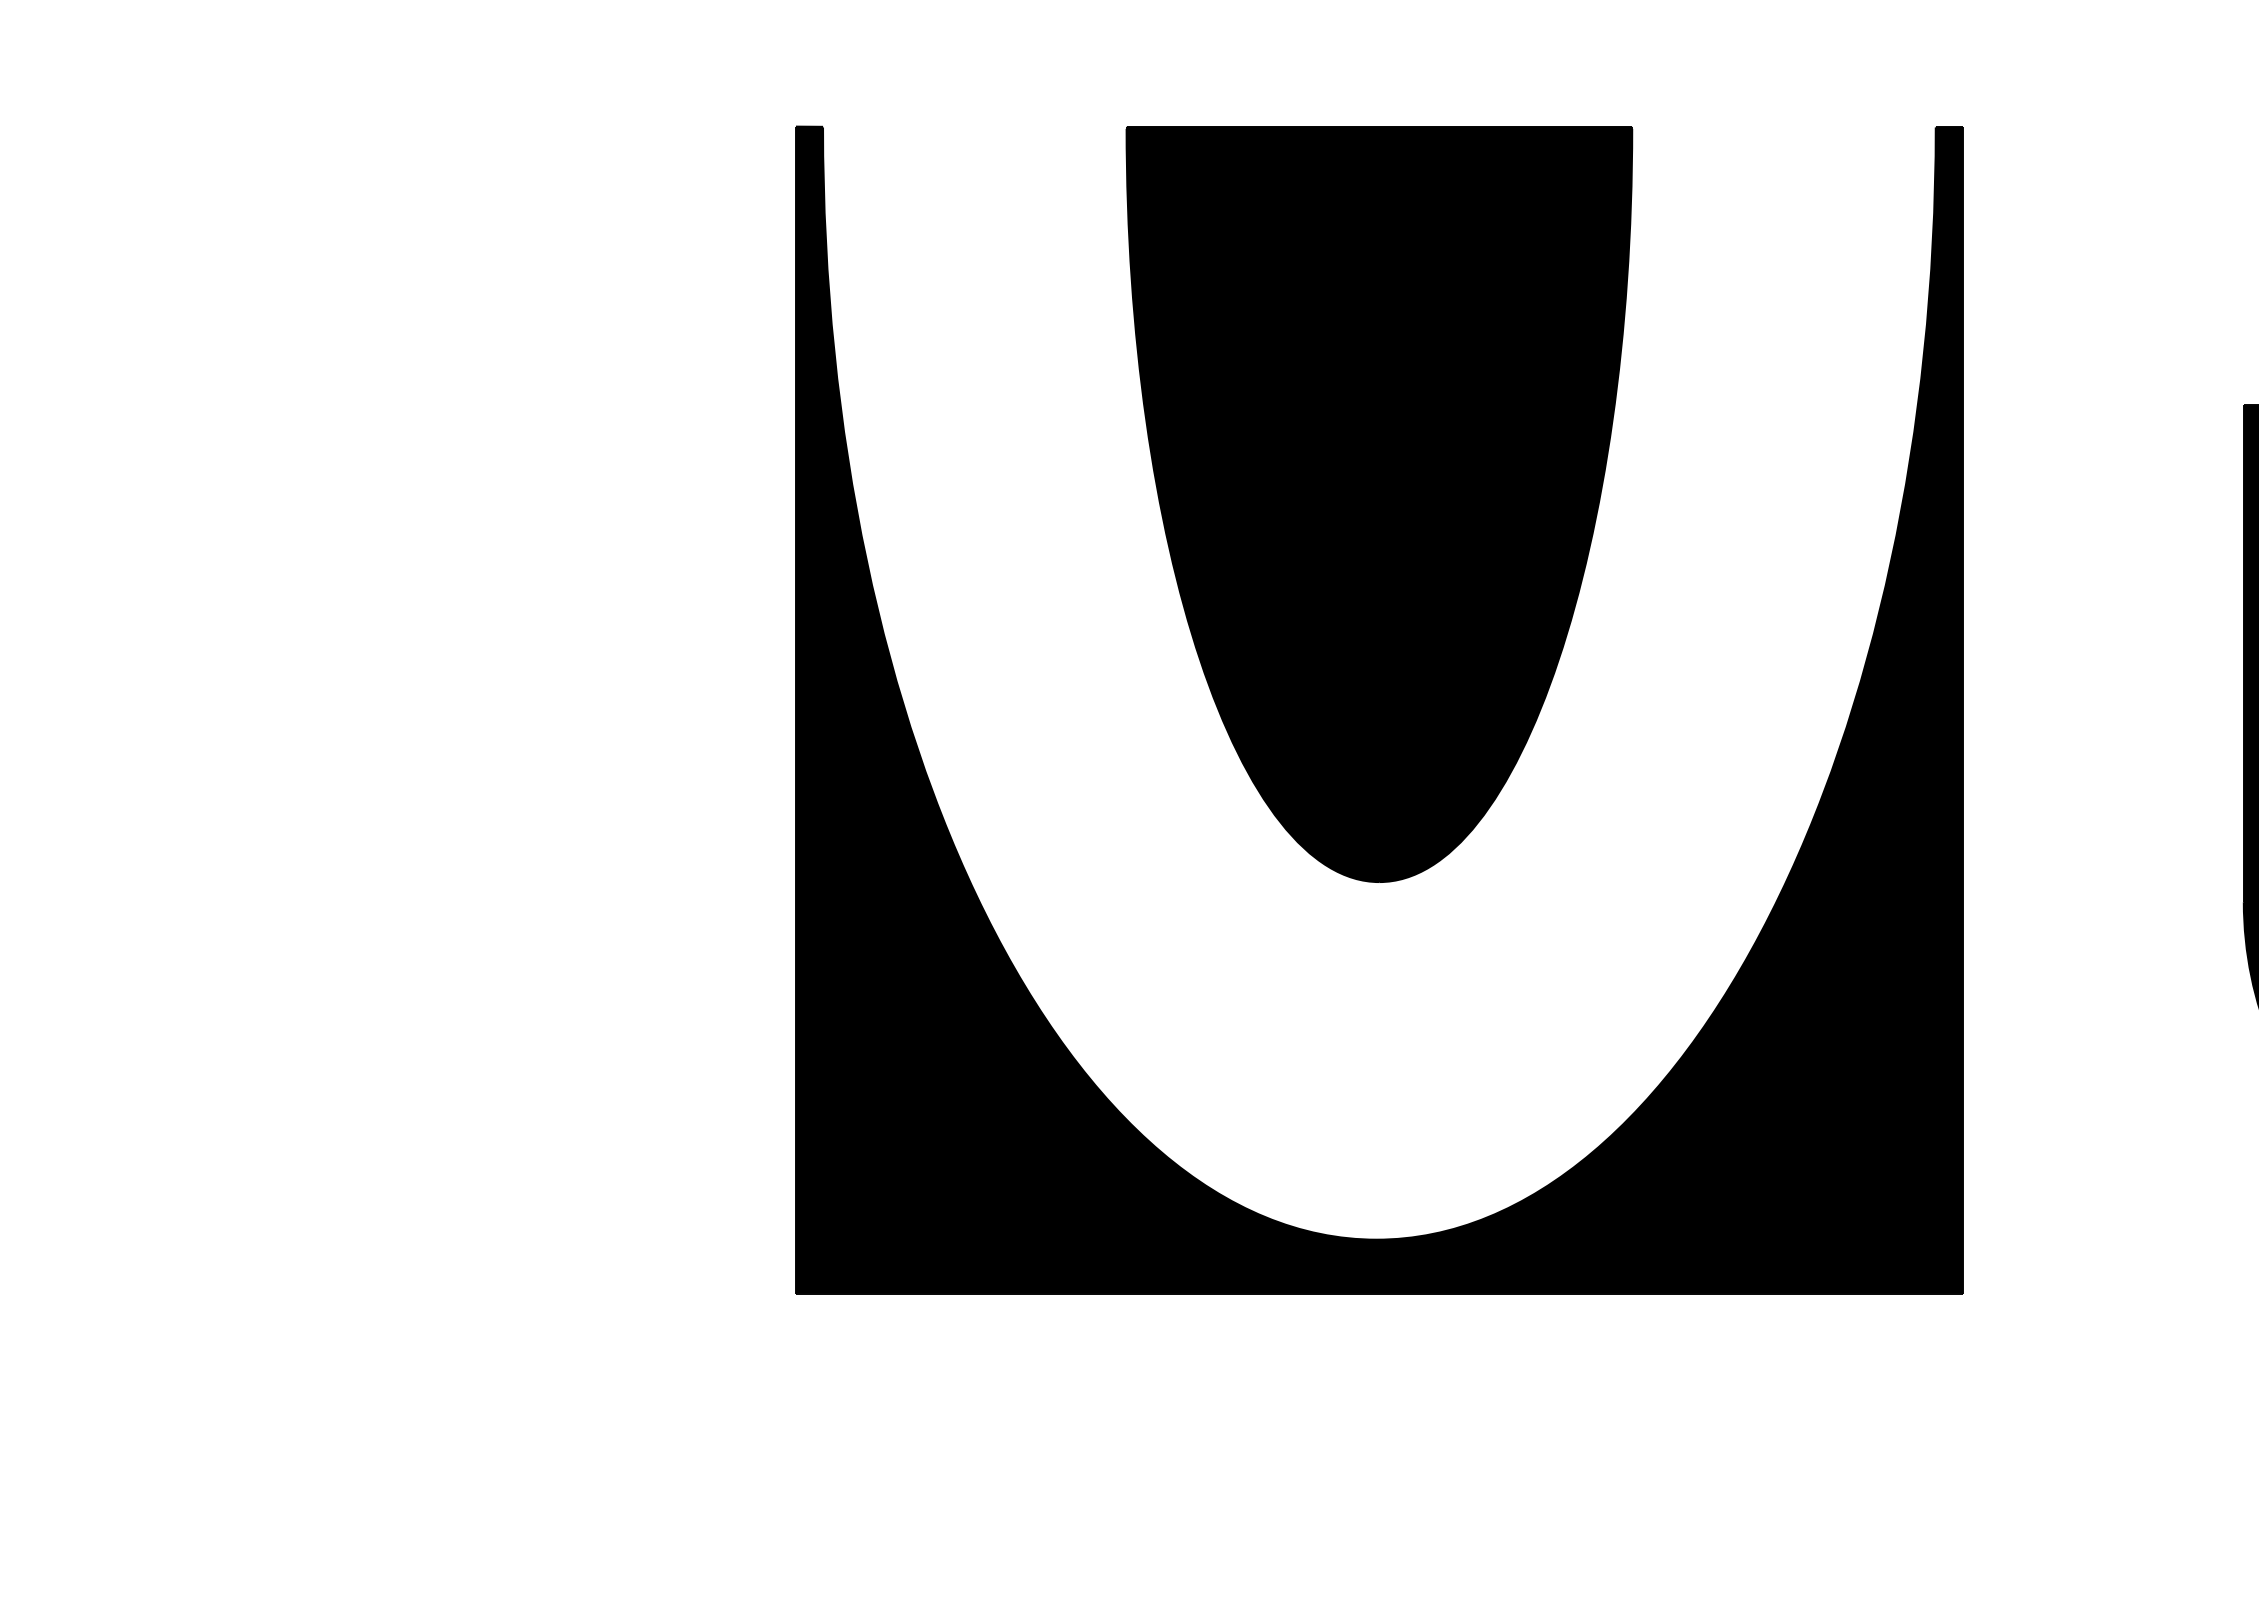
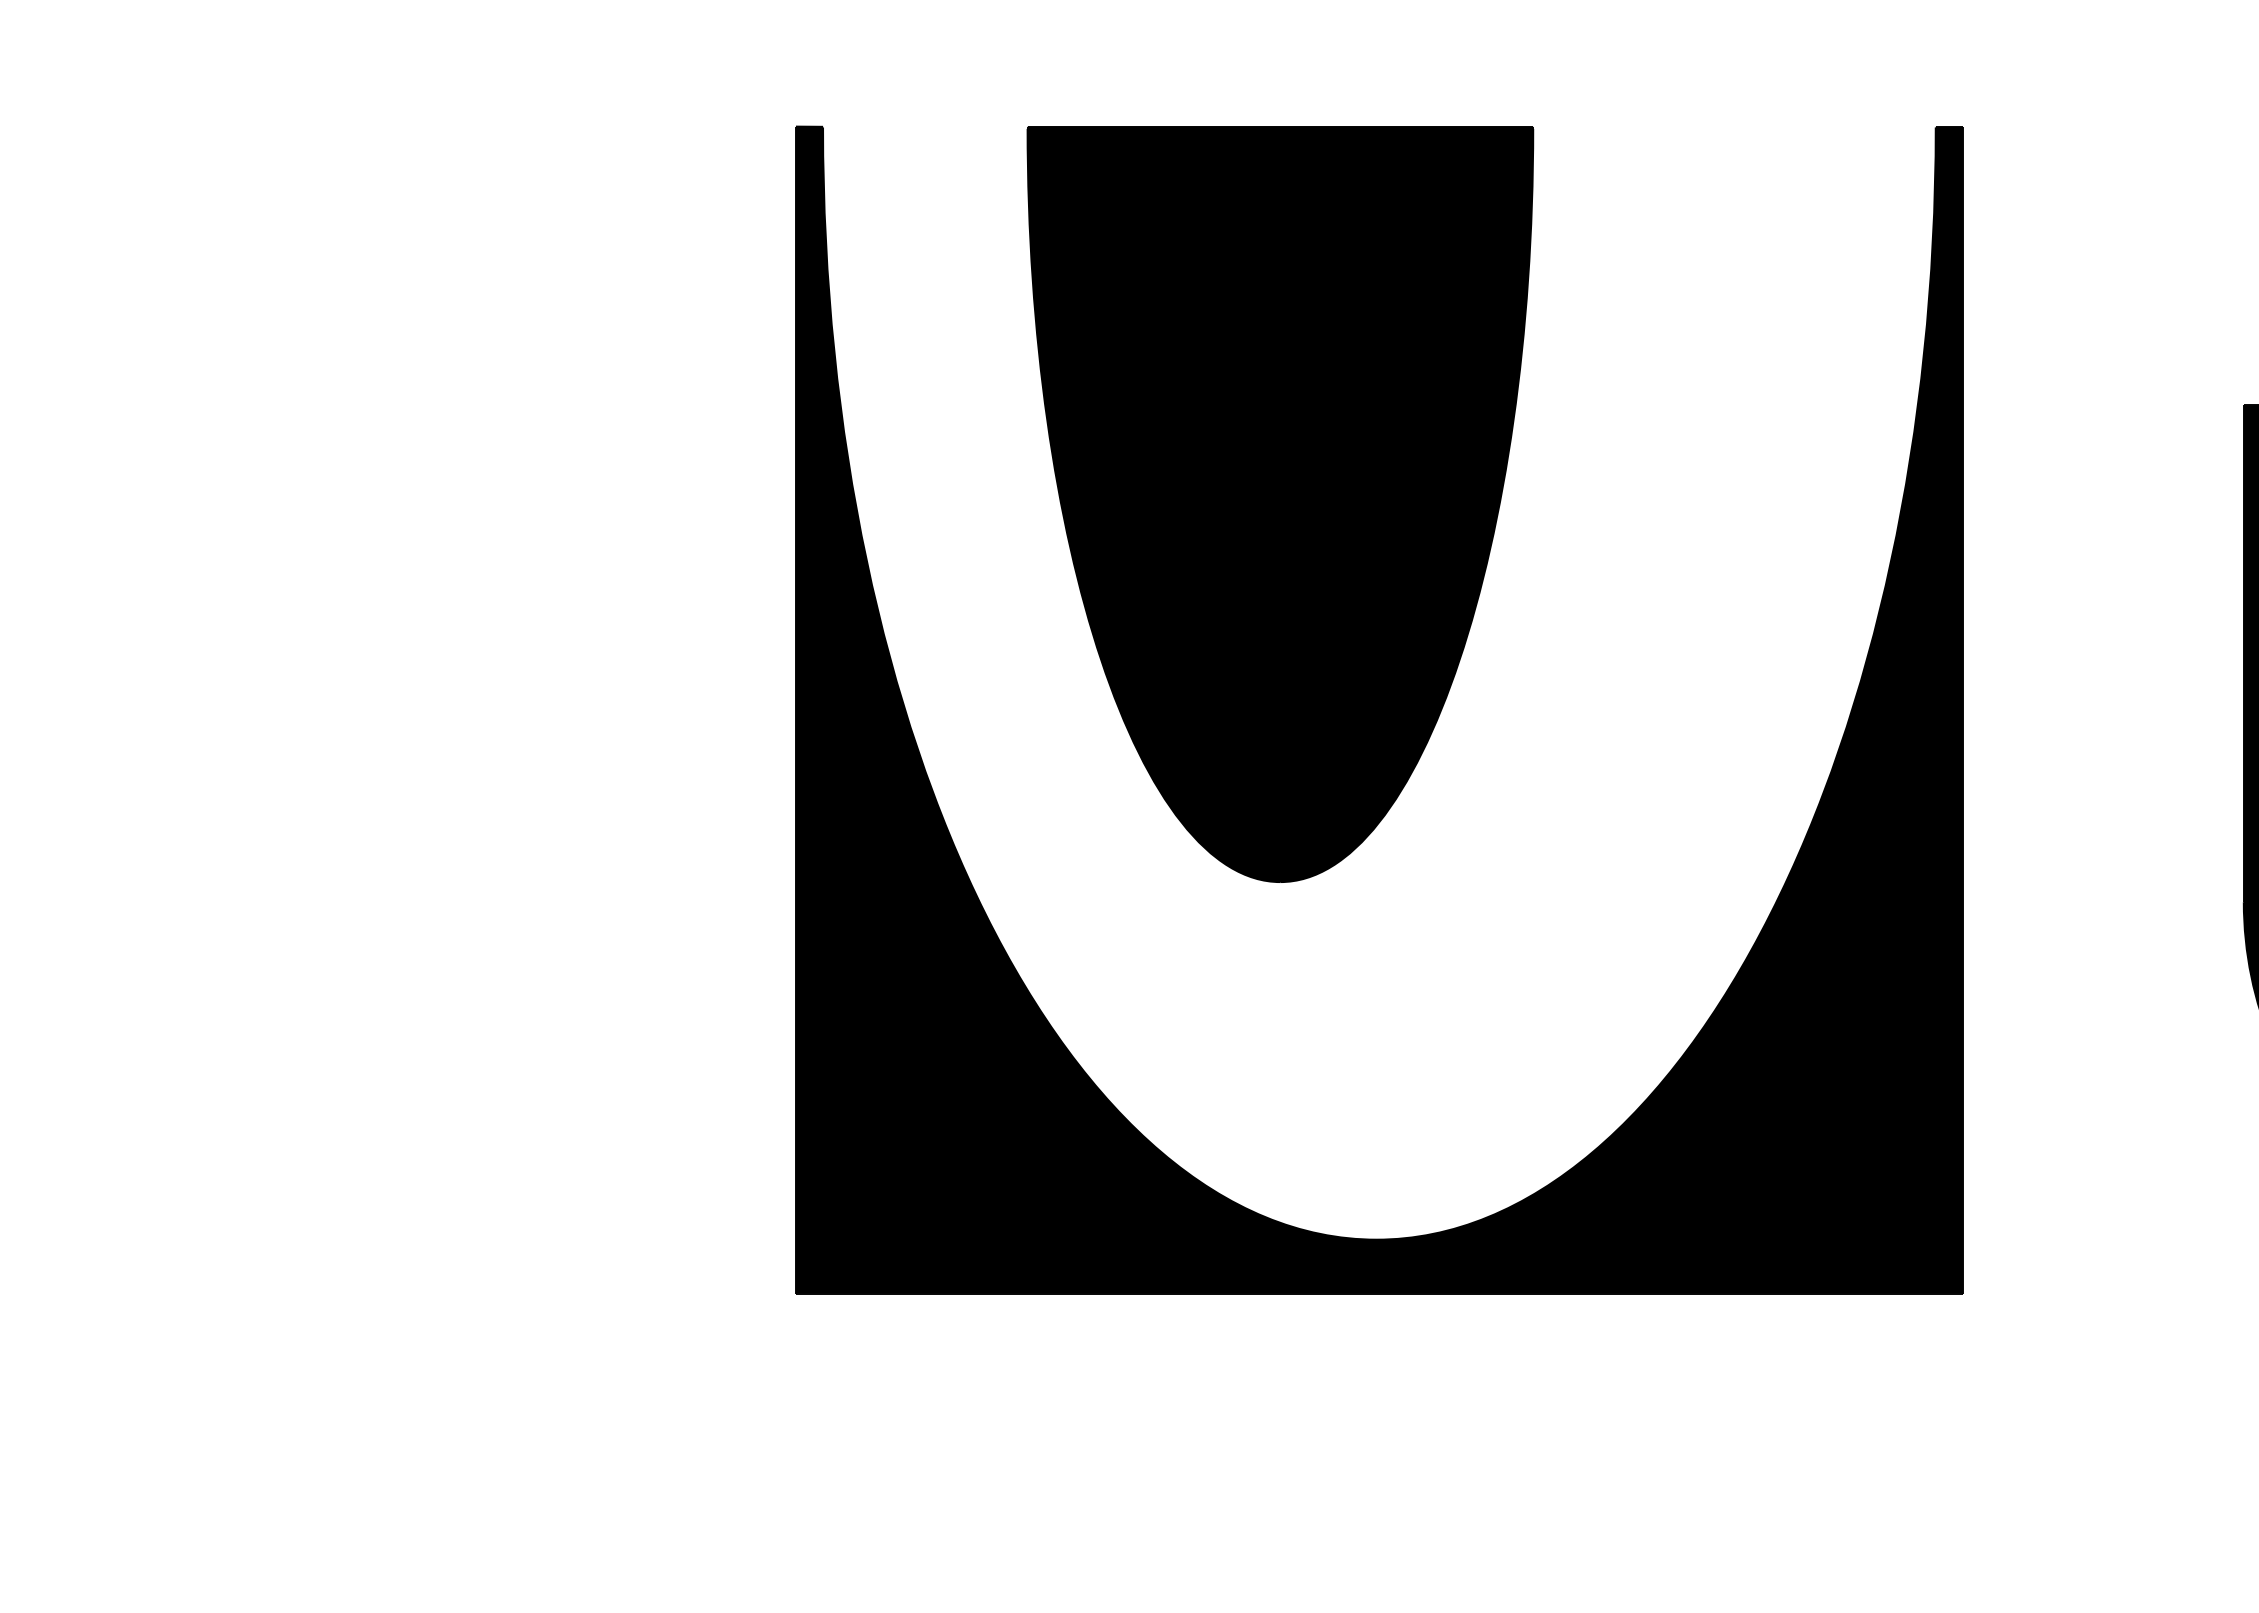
part position: (1379, 504) -> (1280, 504) (1280, 504)
